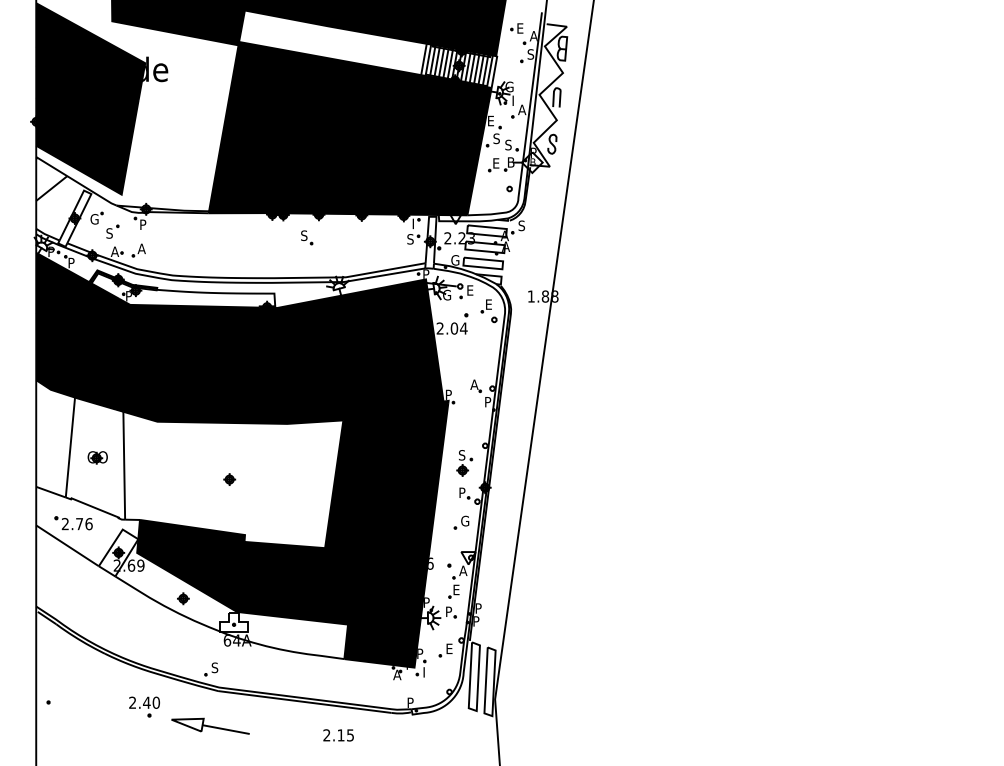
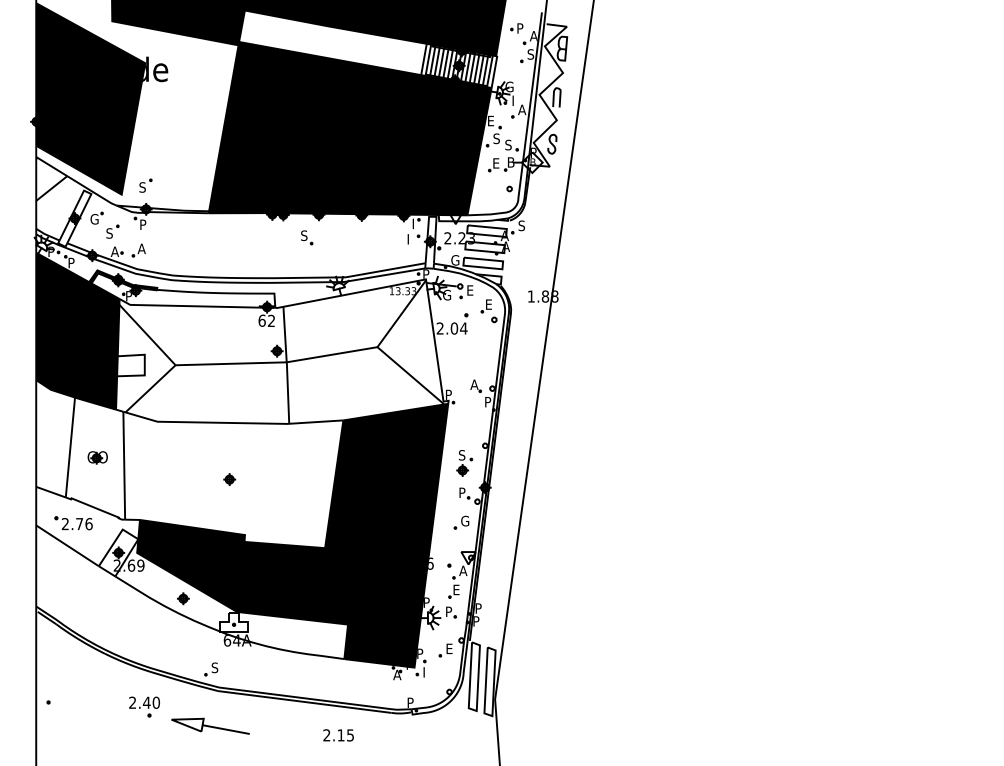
text: E -> P (520, 28)
part: none -> present (145, 185)
text: S -> I (410, 239)
fill: present -> none (282, 351)
